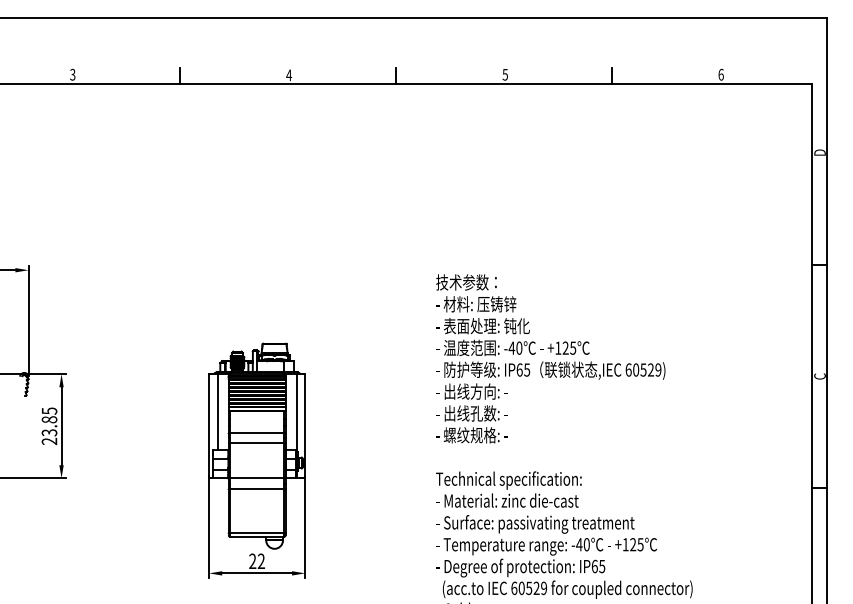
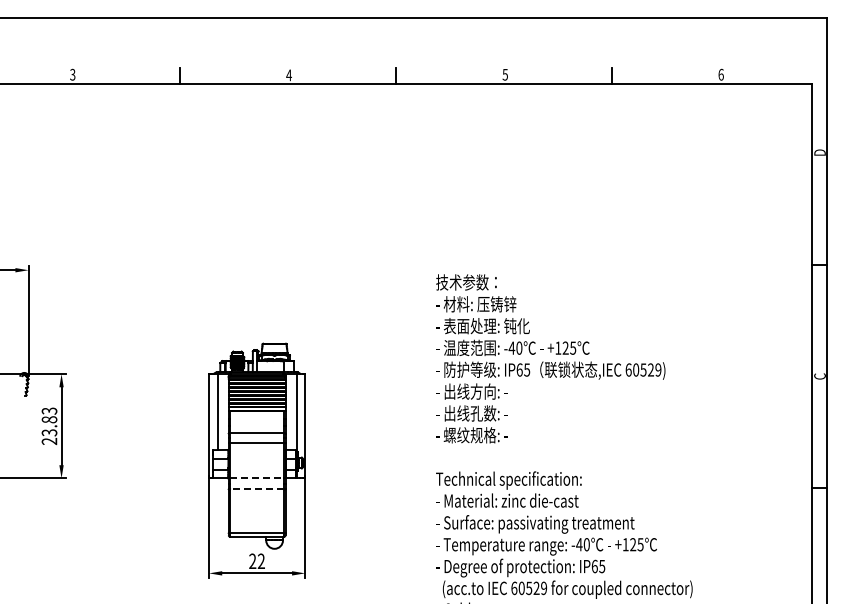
text: 23.85 -> 23.83 (48, 410)
line: solid -> dashed (257, 478)
line: solid -> dashed (256, 489)
